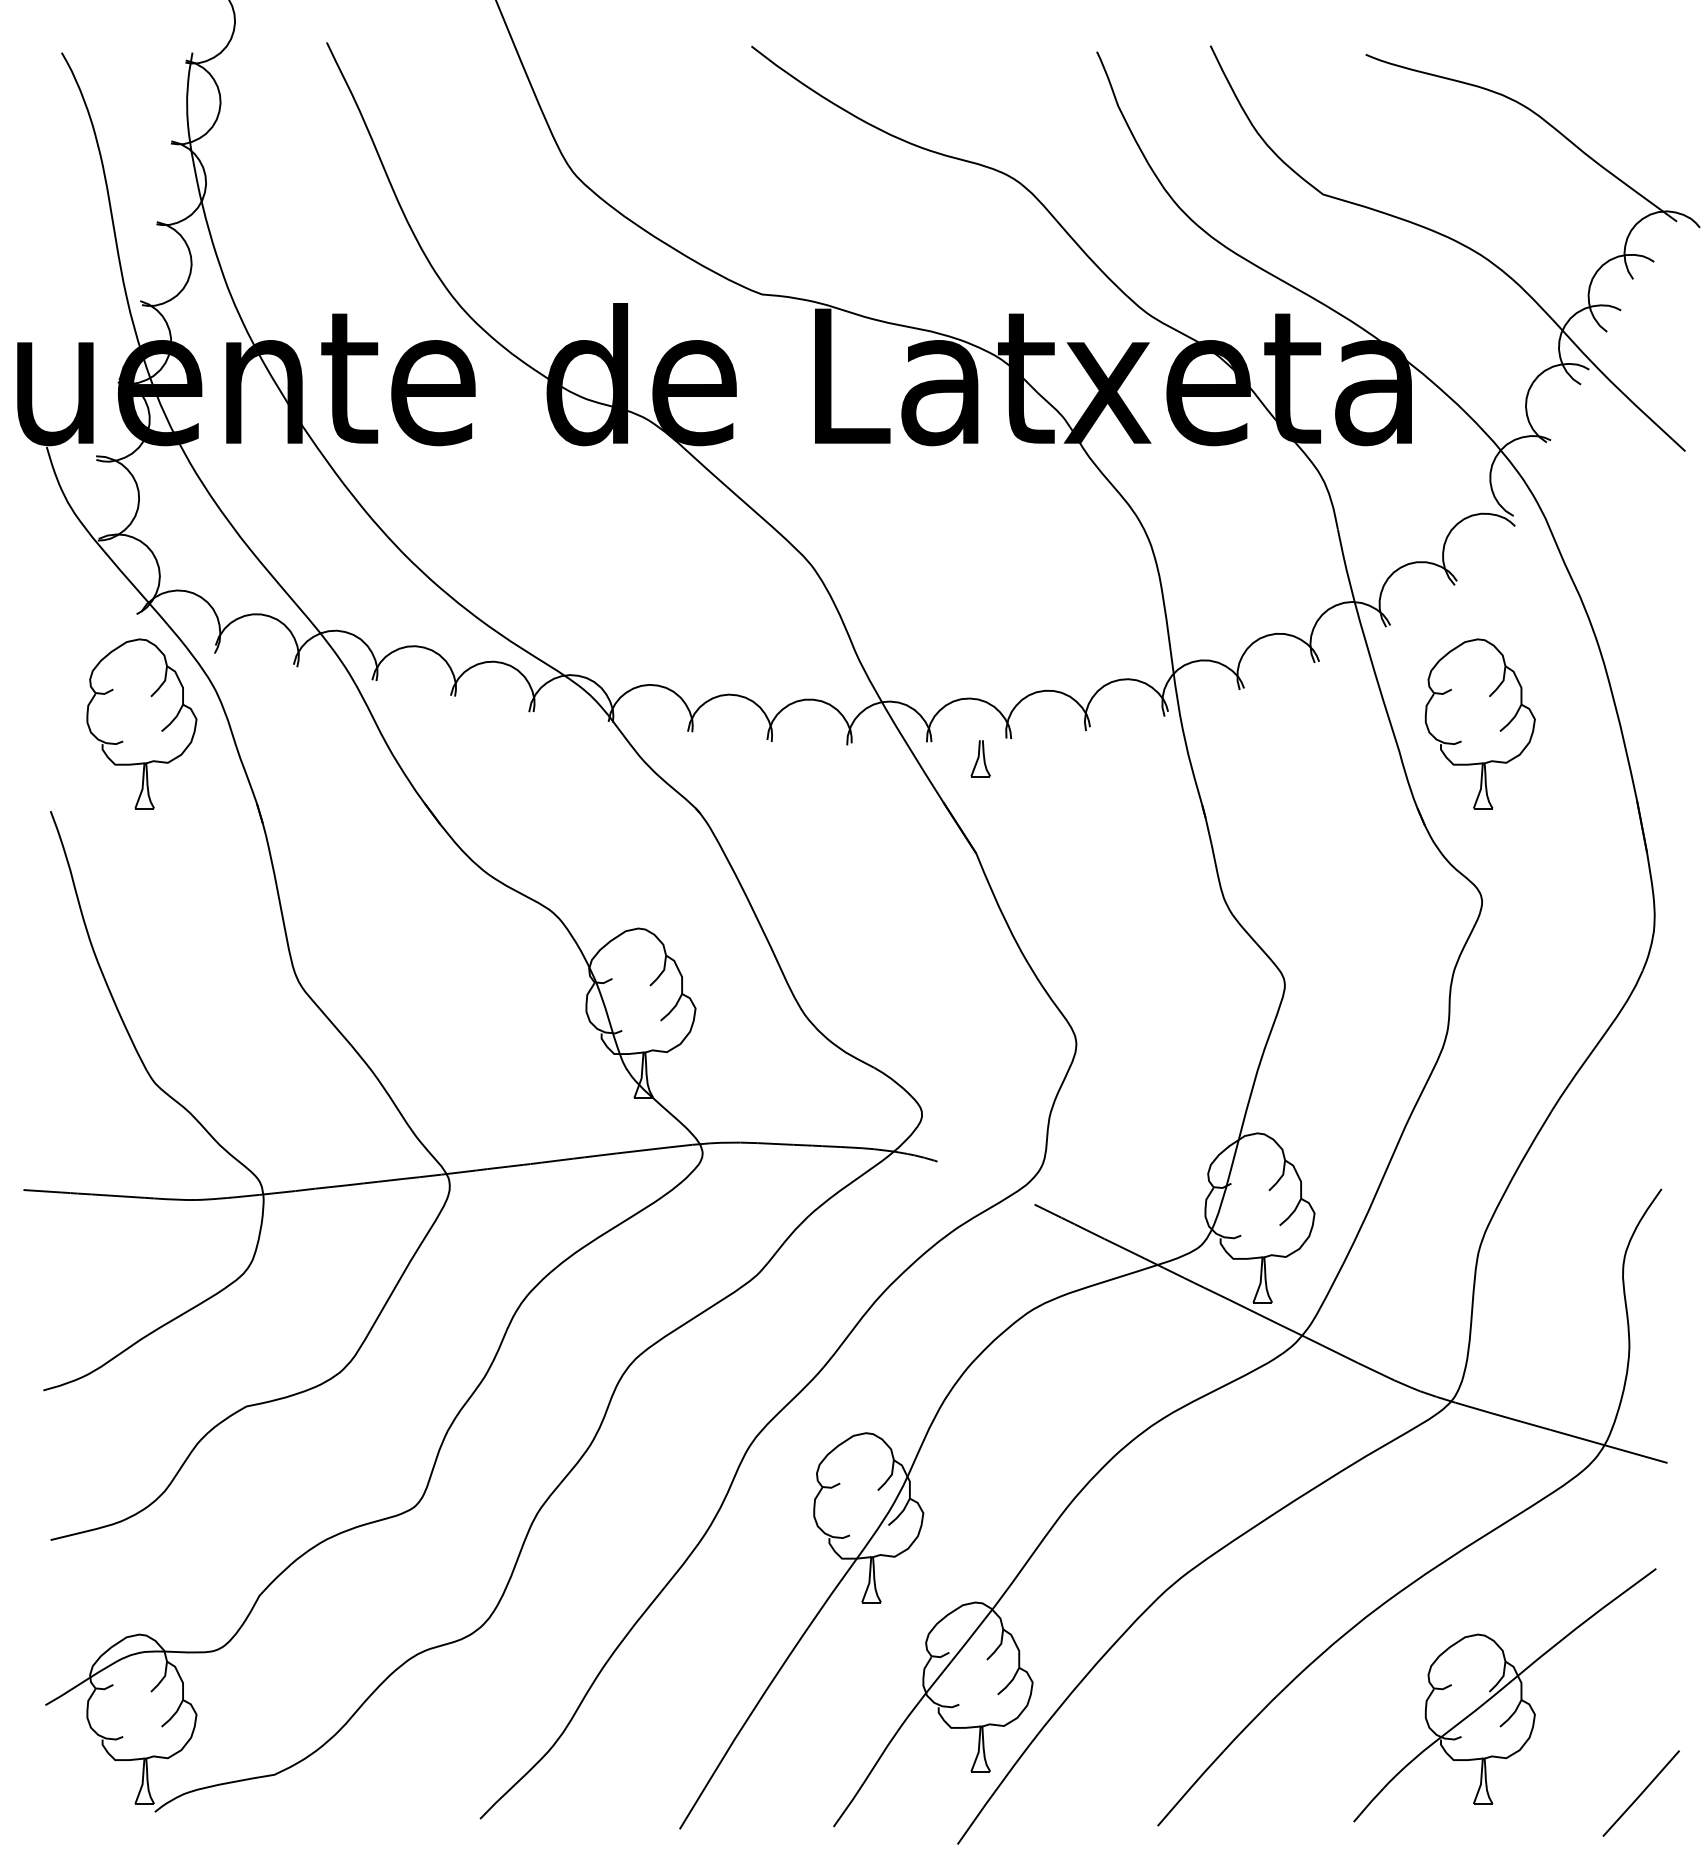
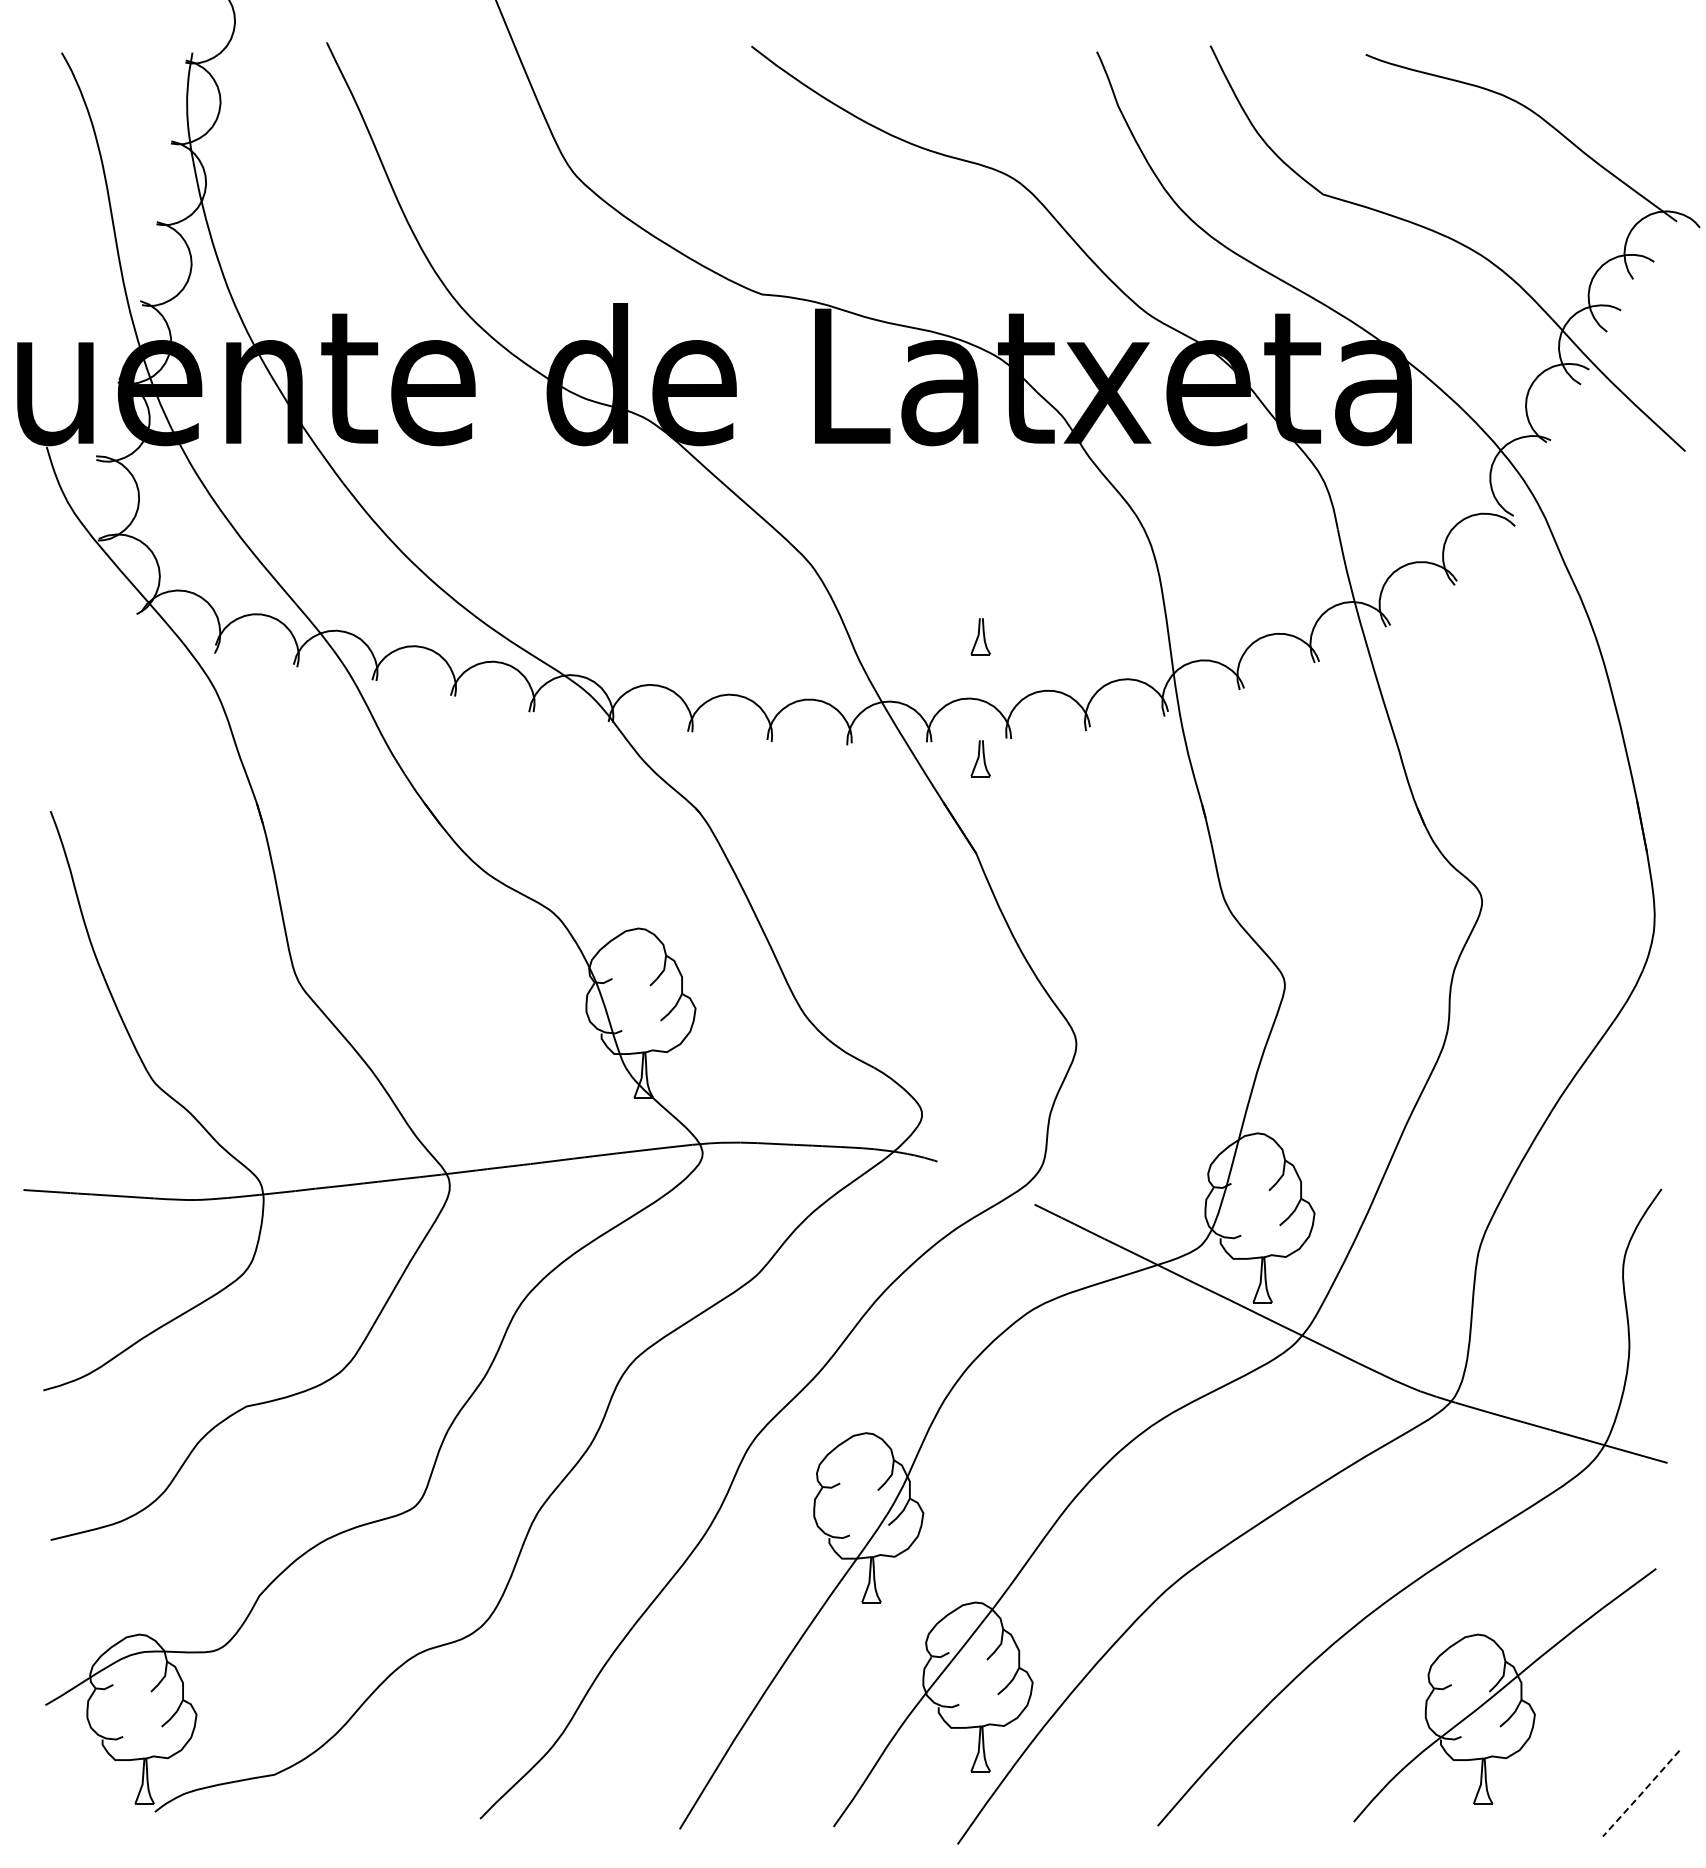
part: none -> present (980, 636)
part: present -> none (141, 723)
part: present -> none (1479, 723)
line: solid -> dashed (1640, 1794)
